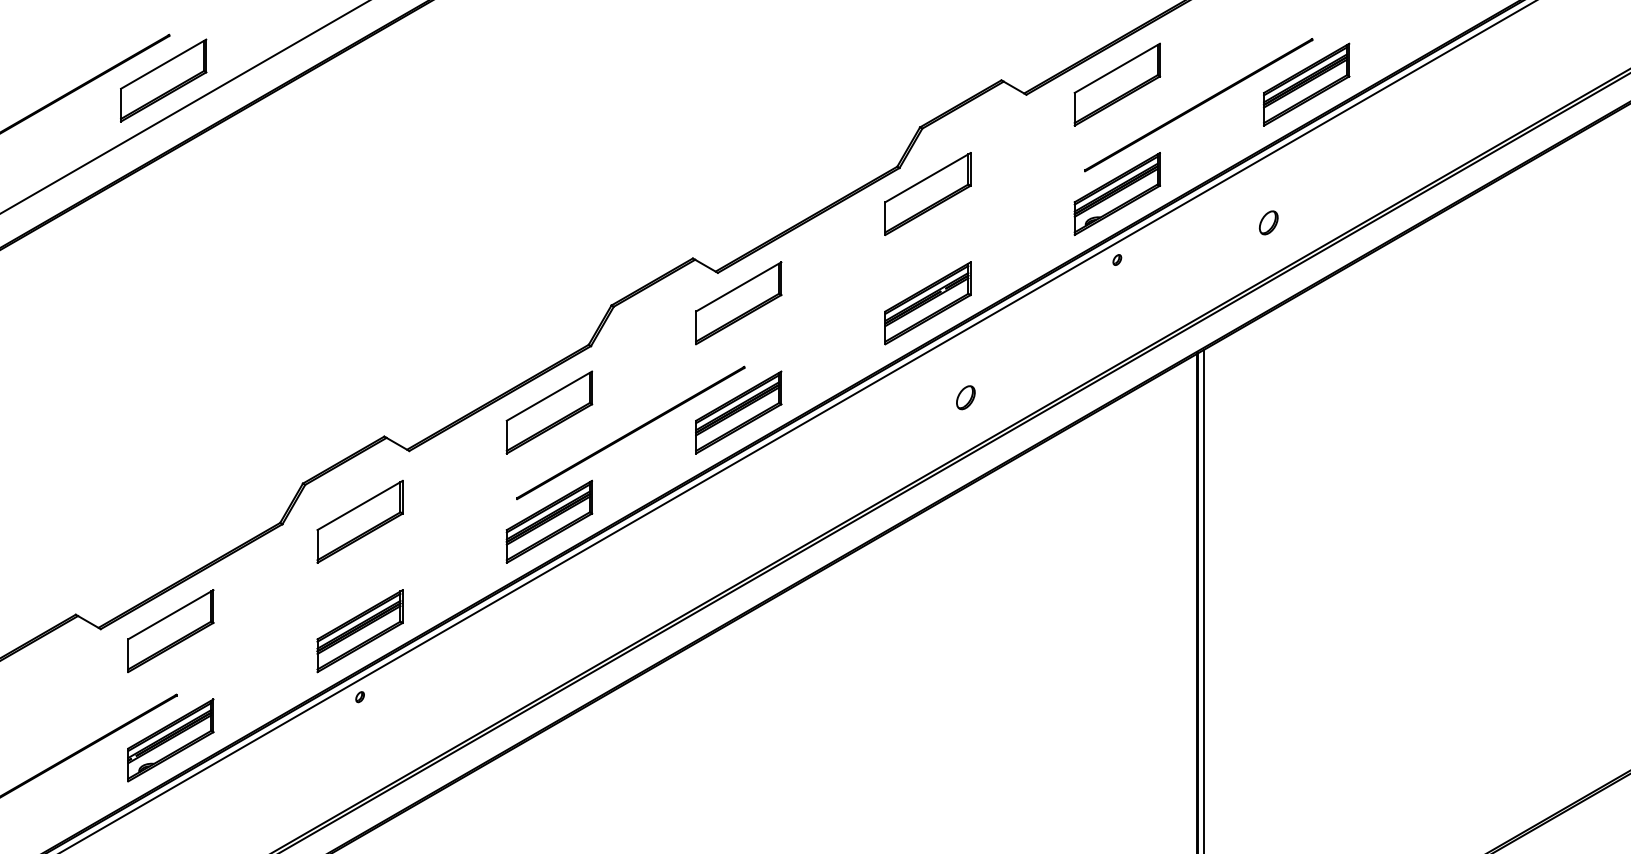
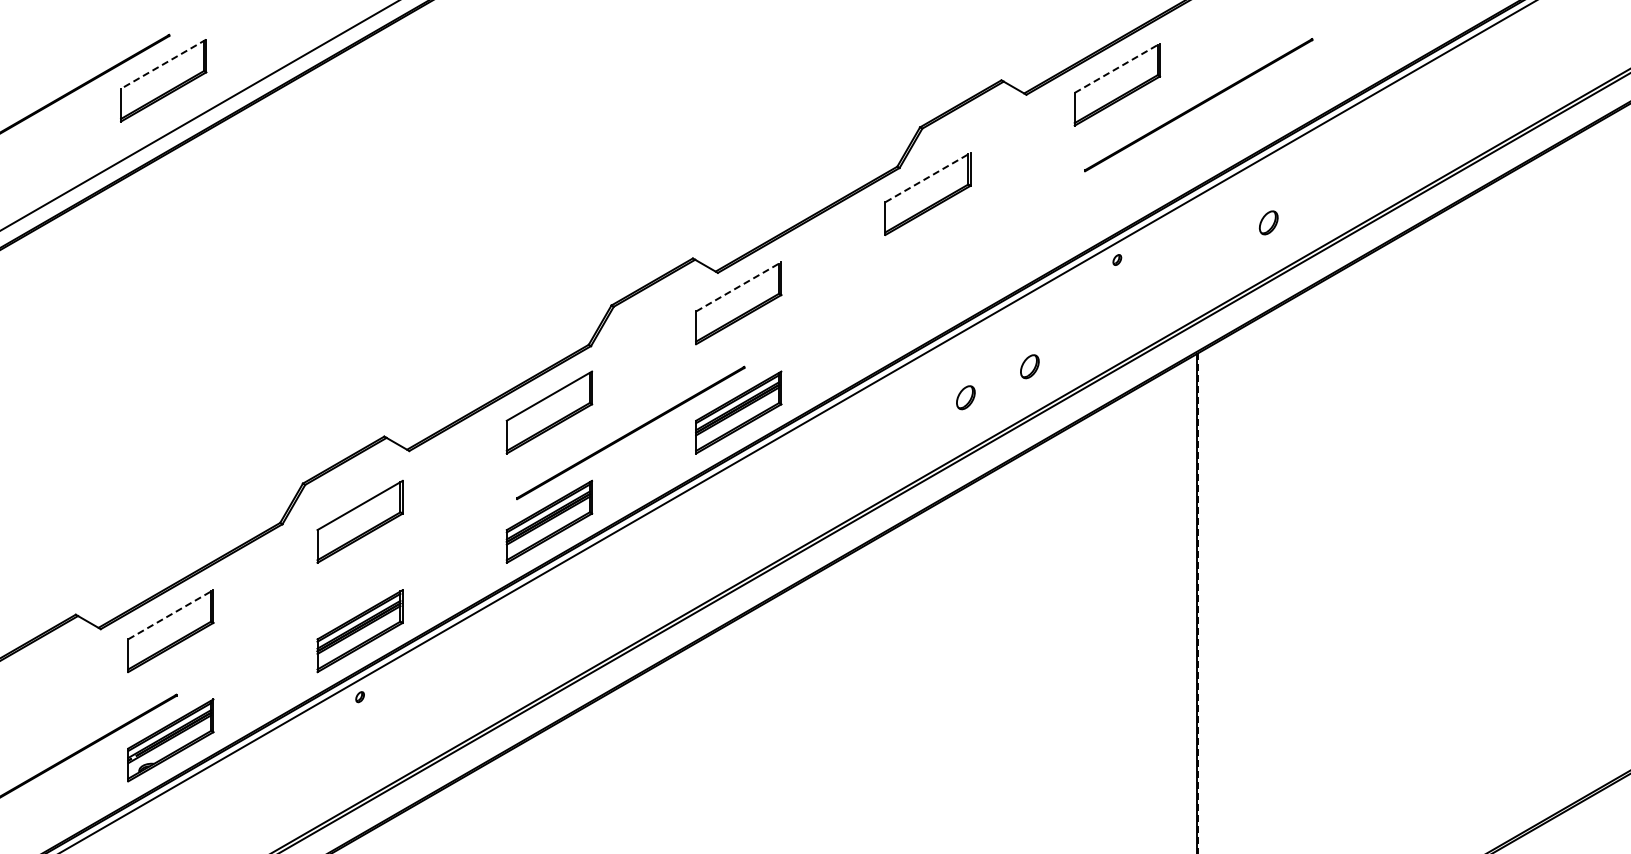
line: solid -> dashed (163, 64)
line: solid -> dashed (1117, 68)
part: present -> none (1306, 84)
line position: (184, 107) -> (199, 115) (199, 115)
line: solid -> dashed (928, 177)
part: present -> none (1116, 194)
line: solid -> dashed (739, 286)
part: present -> none (927, 303)
part: none -> present (1029, 366)
line: present -> none (1204, 599)
line: solid -> dashed (1198, 603)
line: solid -> dashed (171, 614)
